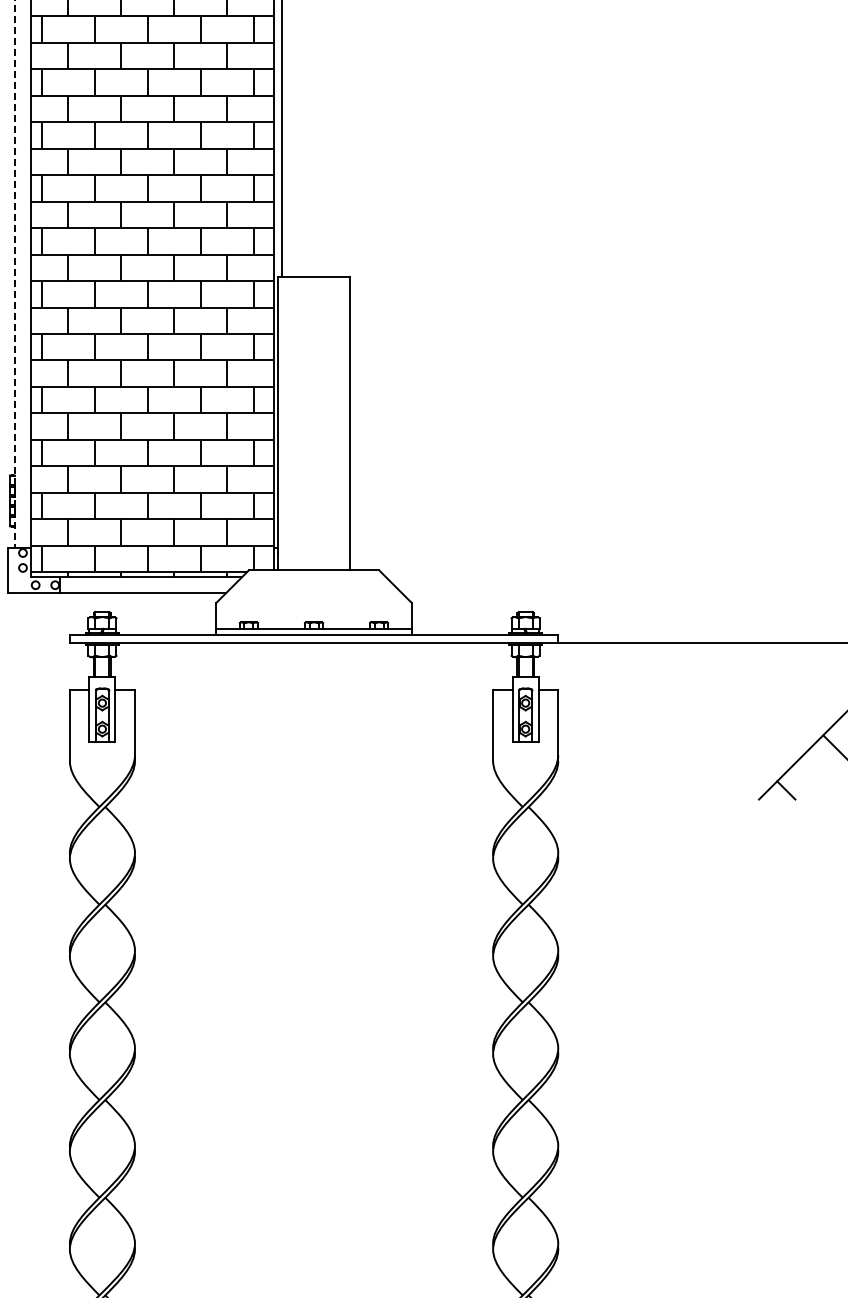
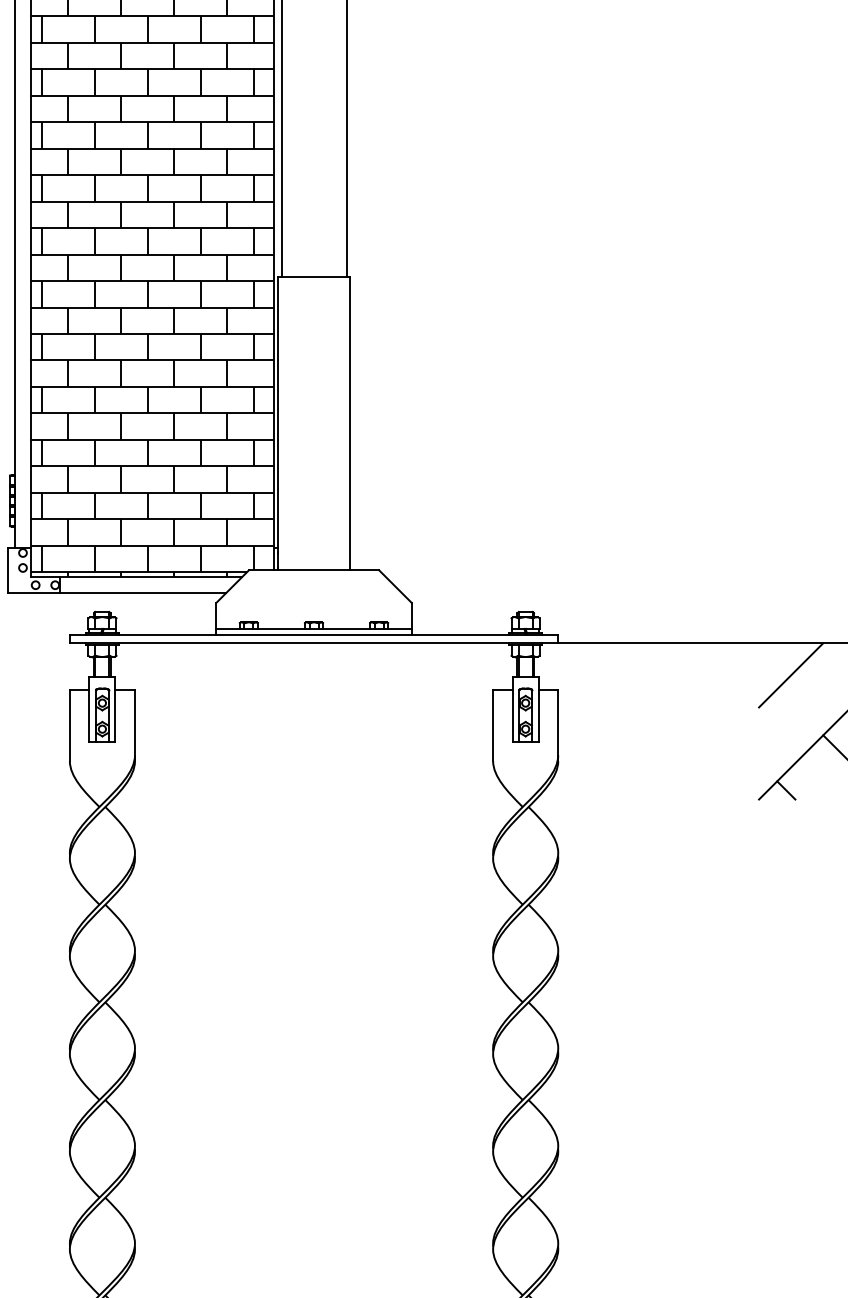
line: none -> present (346, 139)
line: dashed -> solid (14, 273)
line: none -> present (791, 675)
